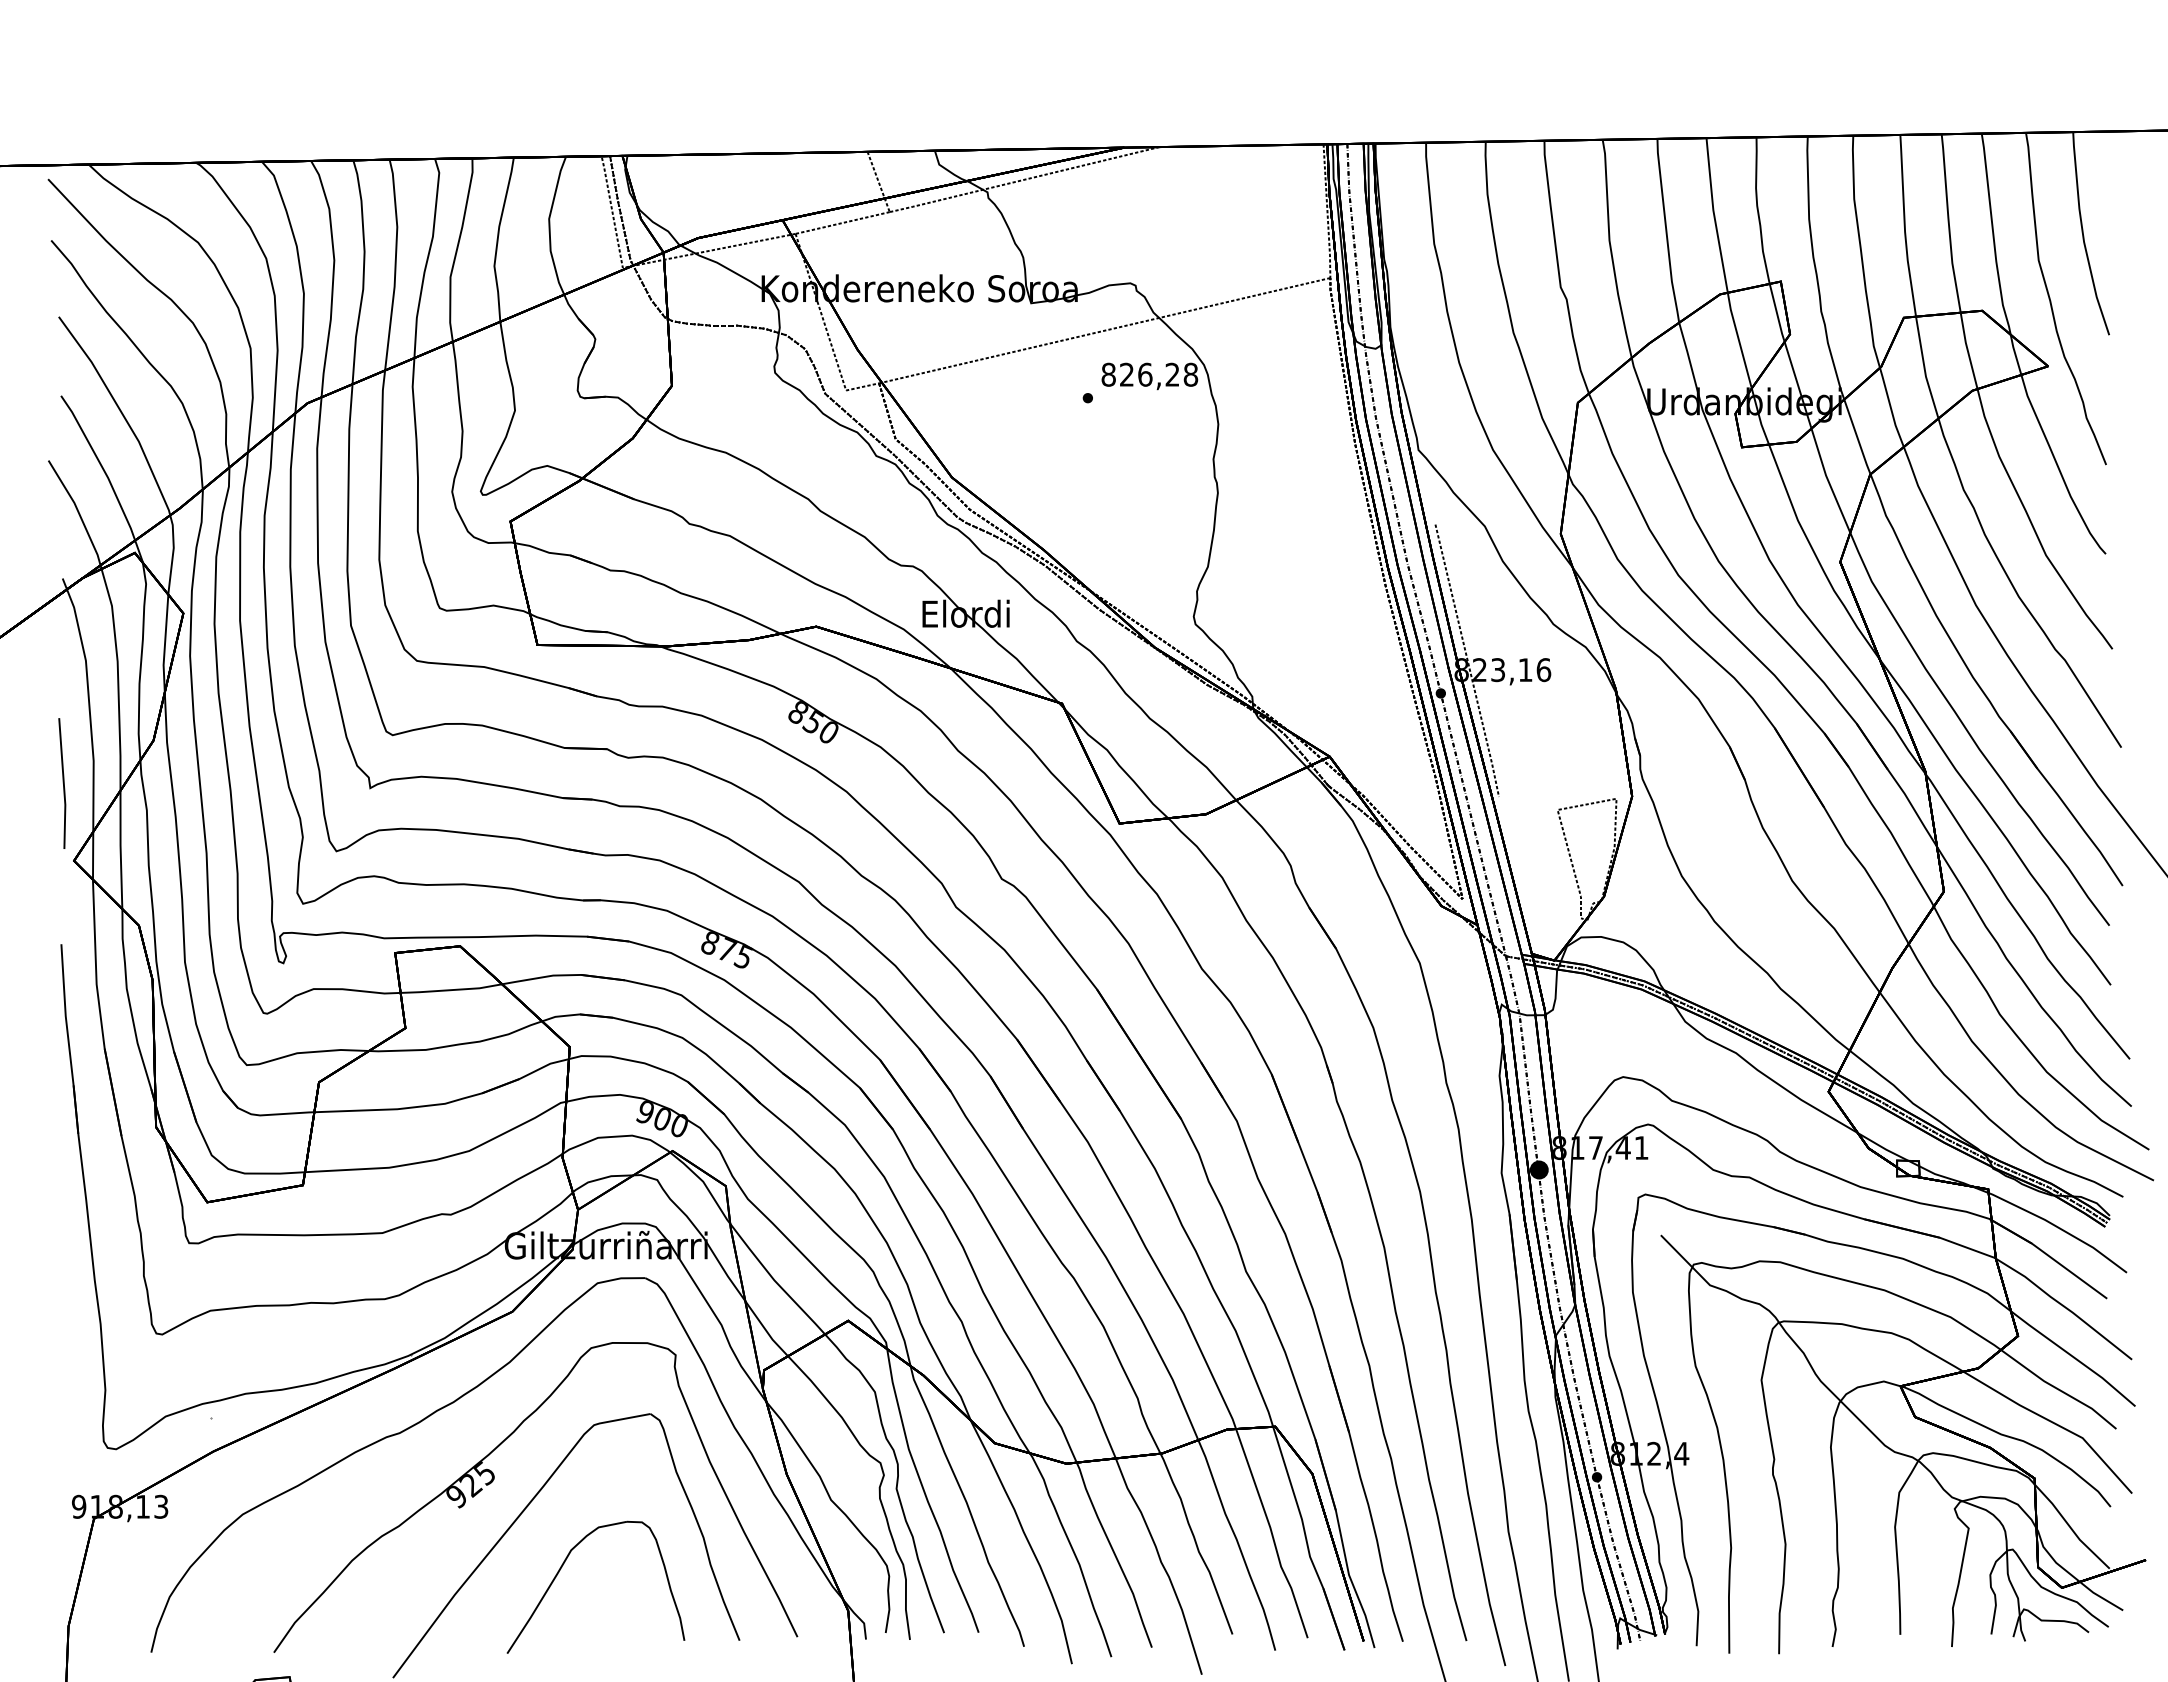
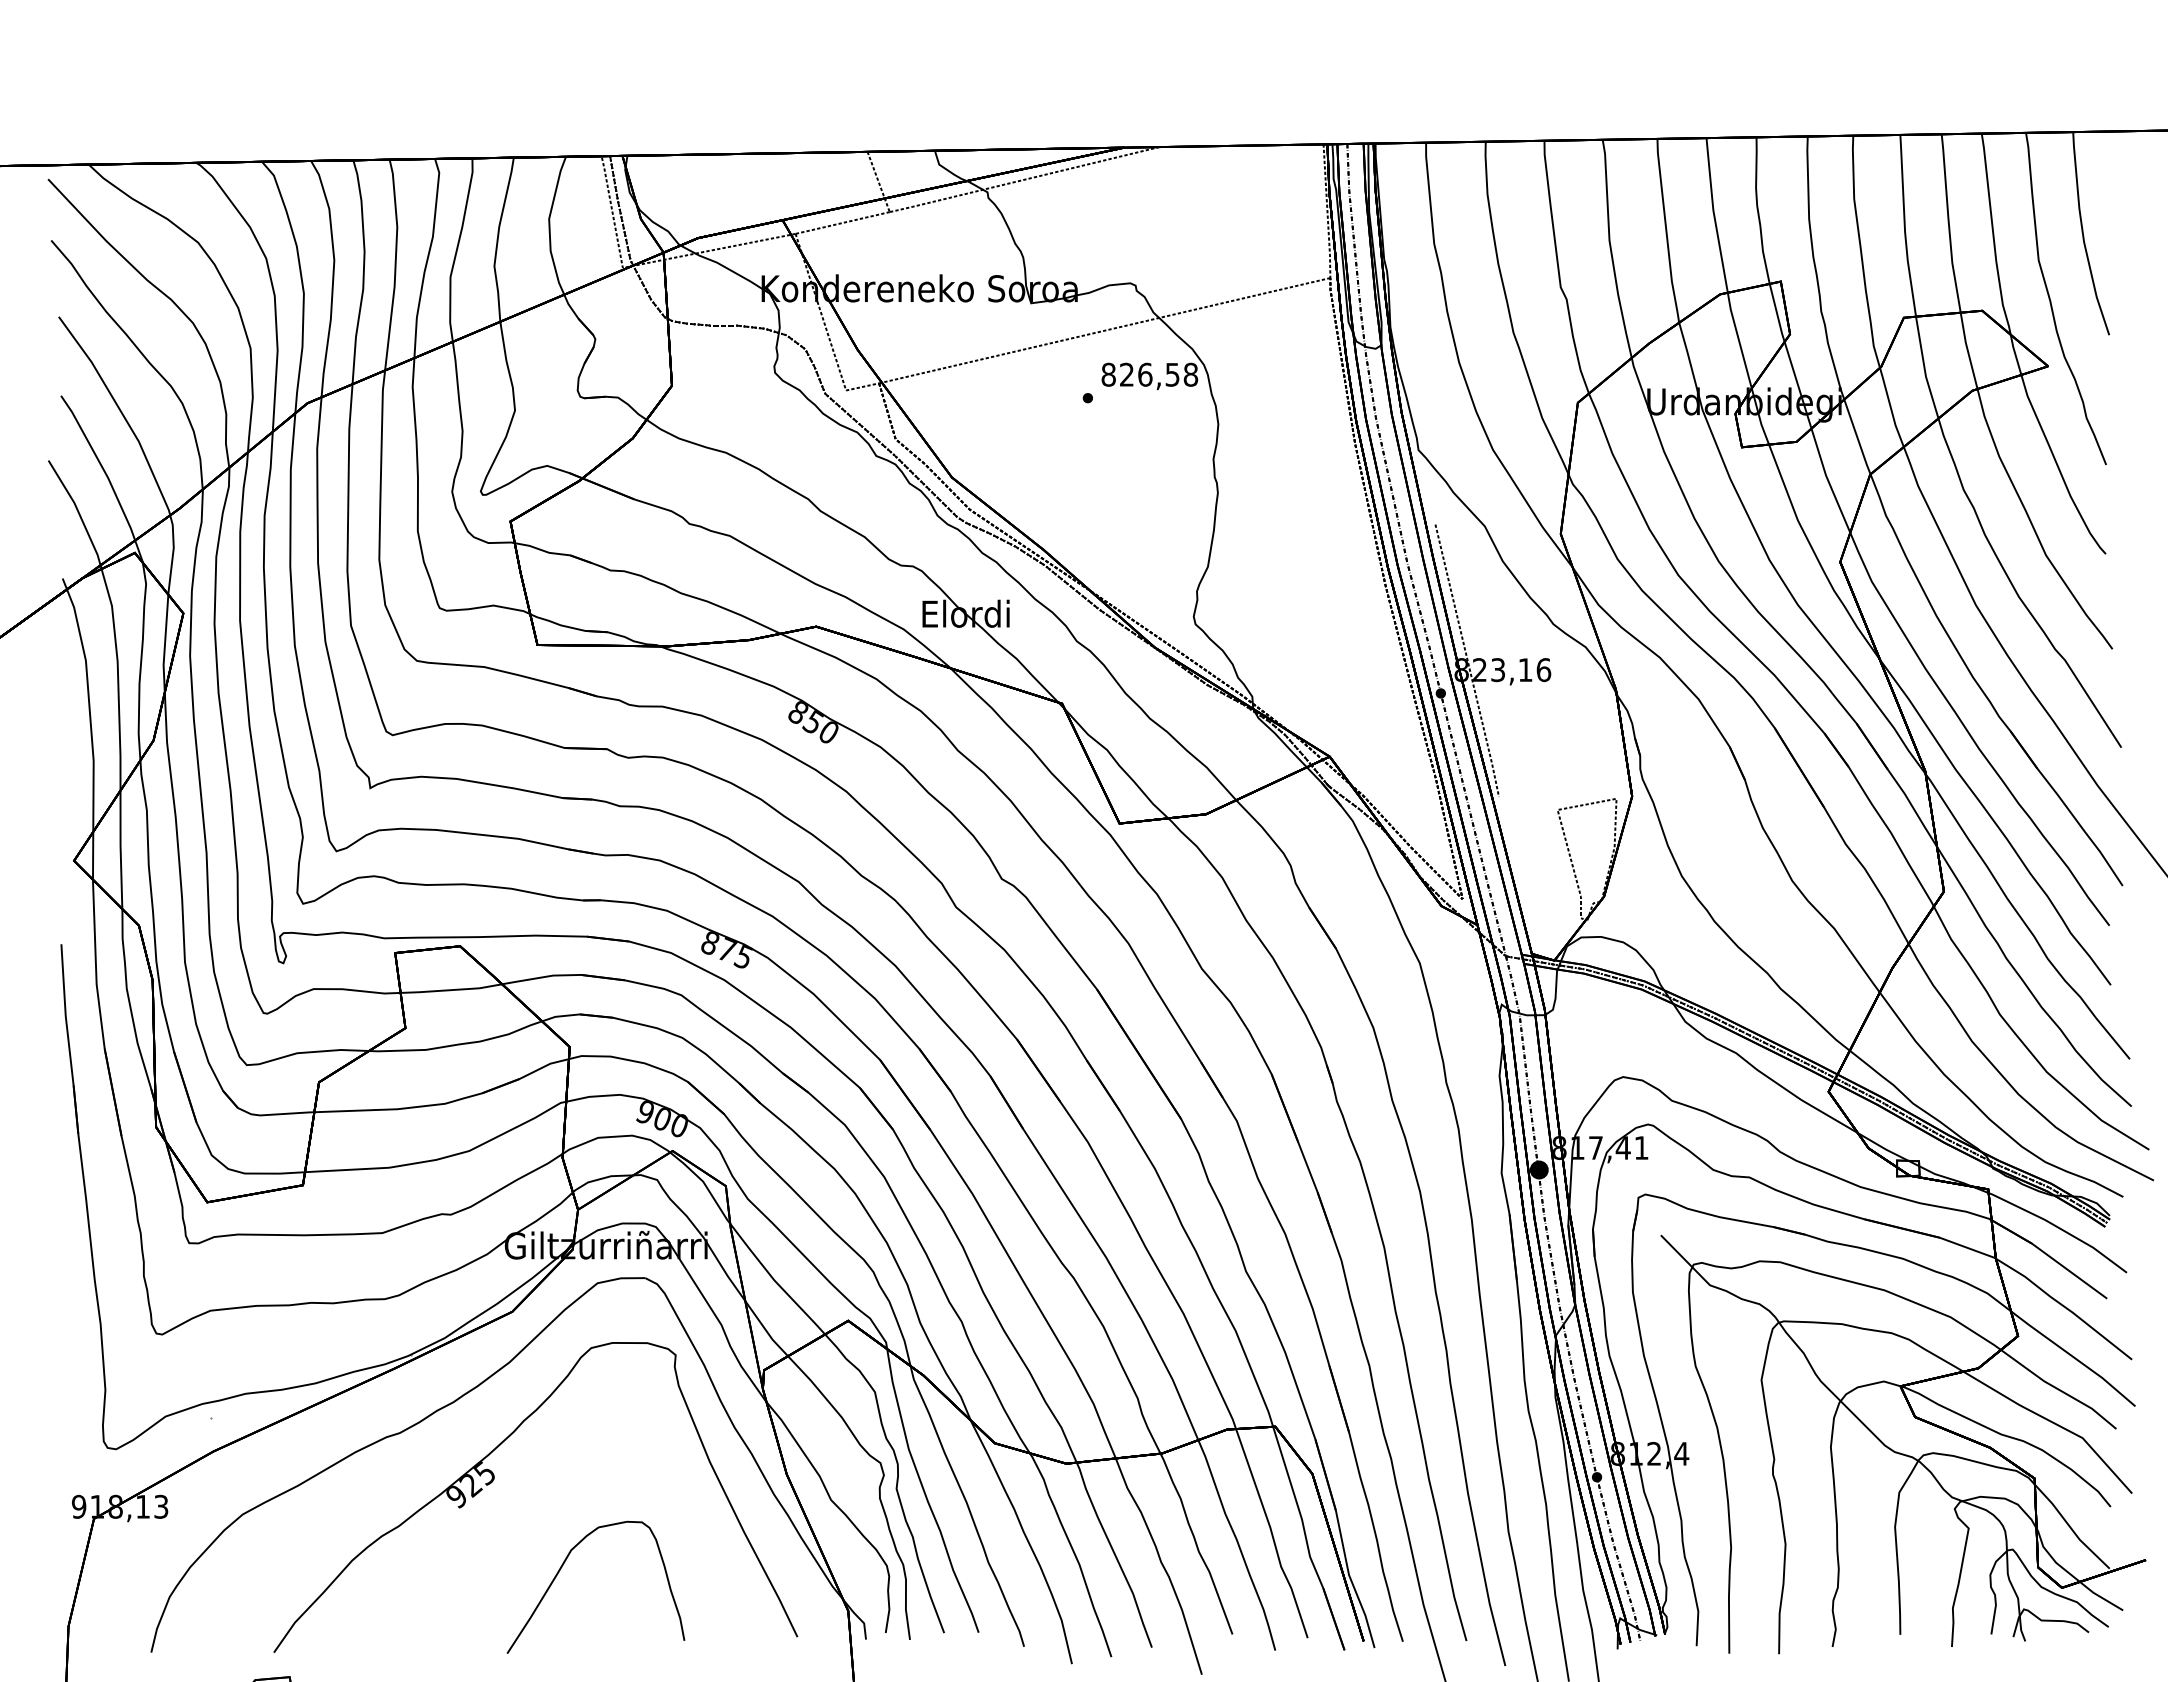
text: 826,28 -> 826,58 (1172, 374)
line: present -> none (62, 783)
part: present -> none (524, 1511)
